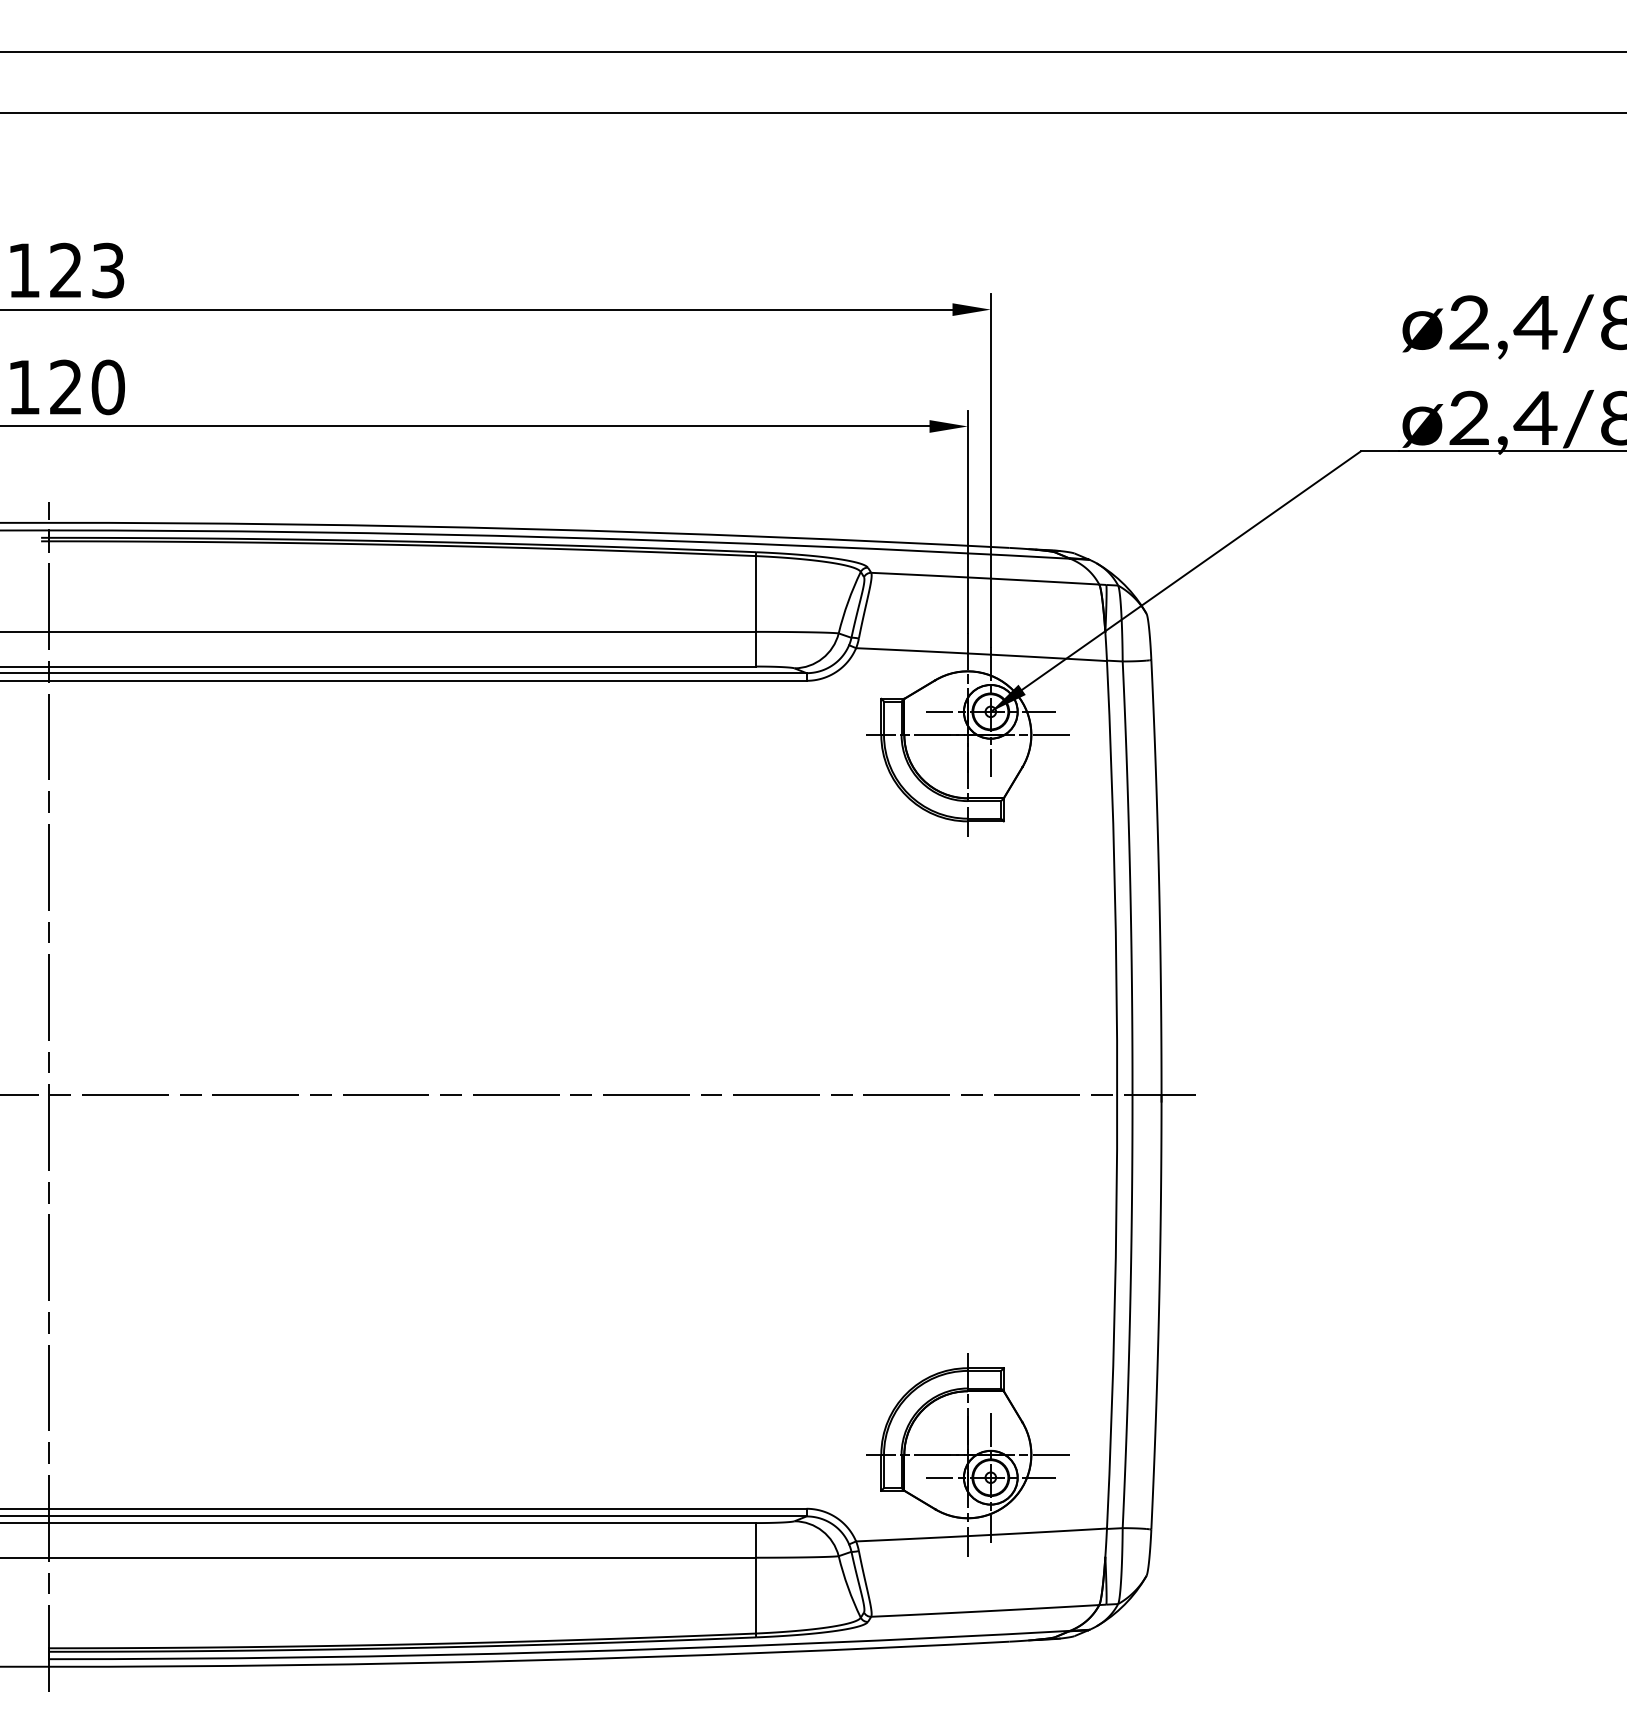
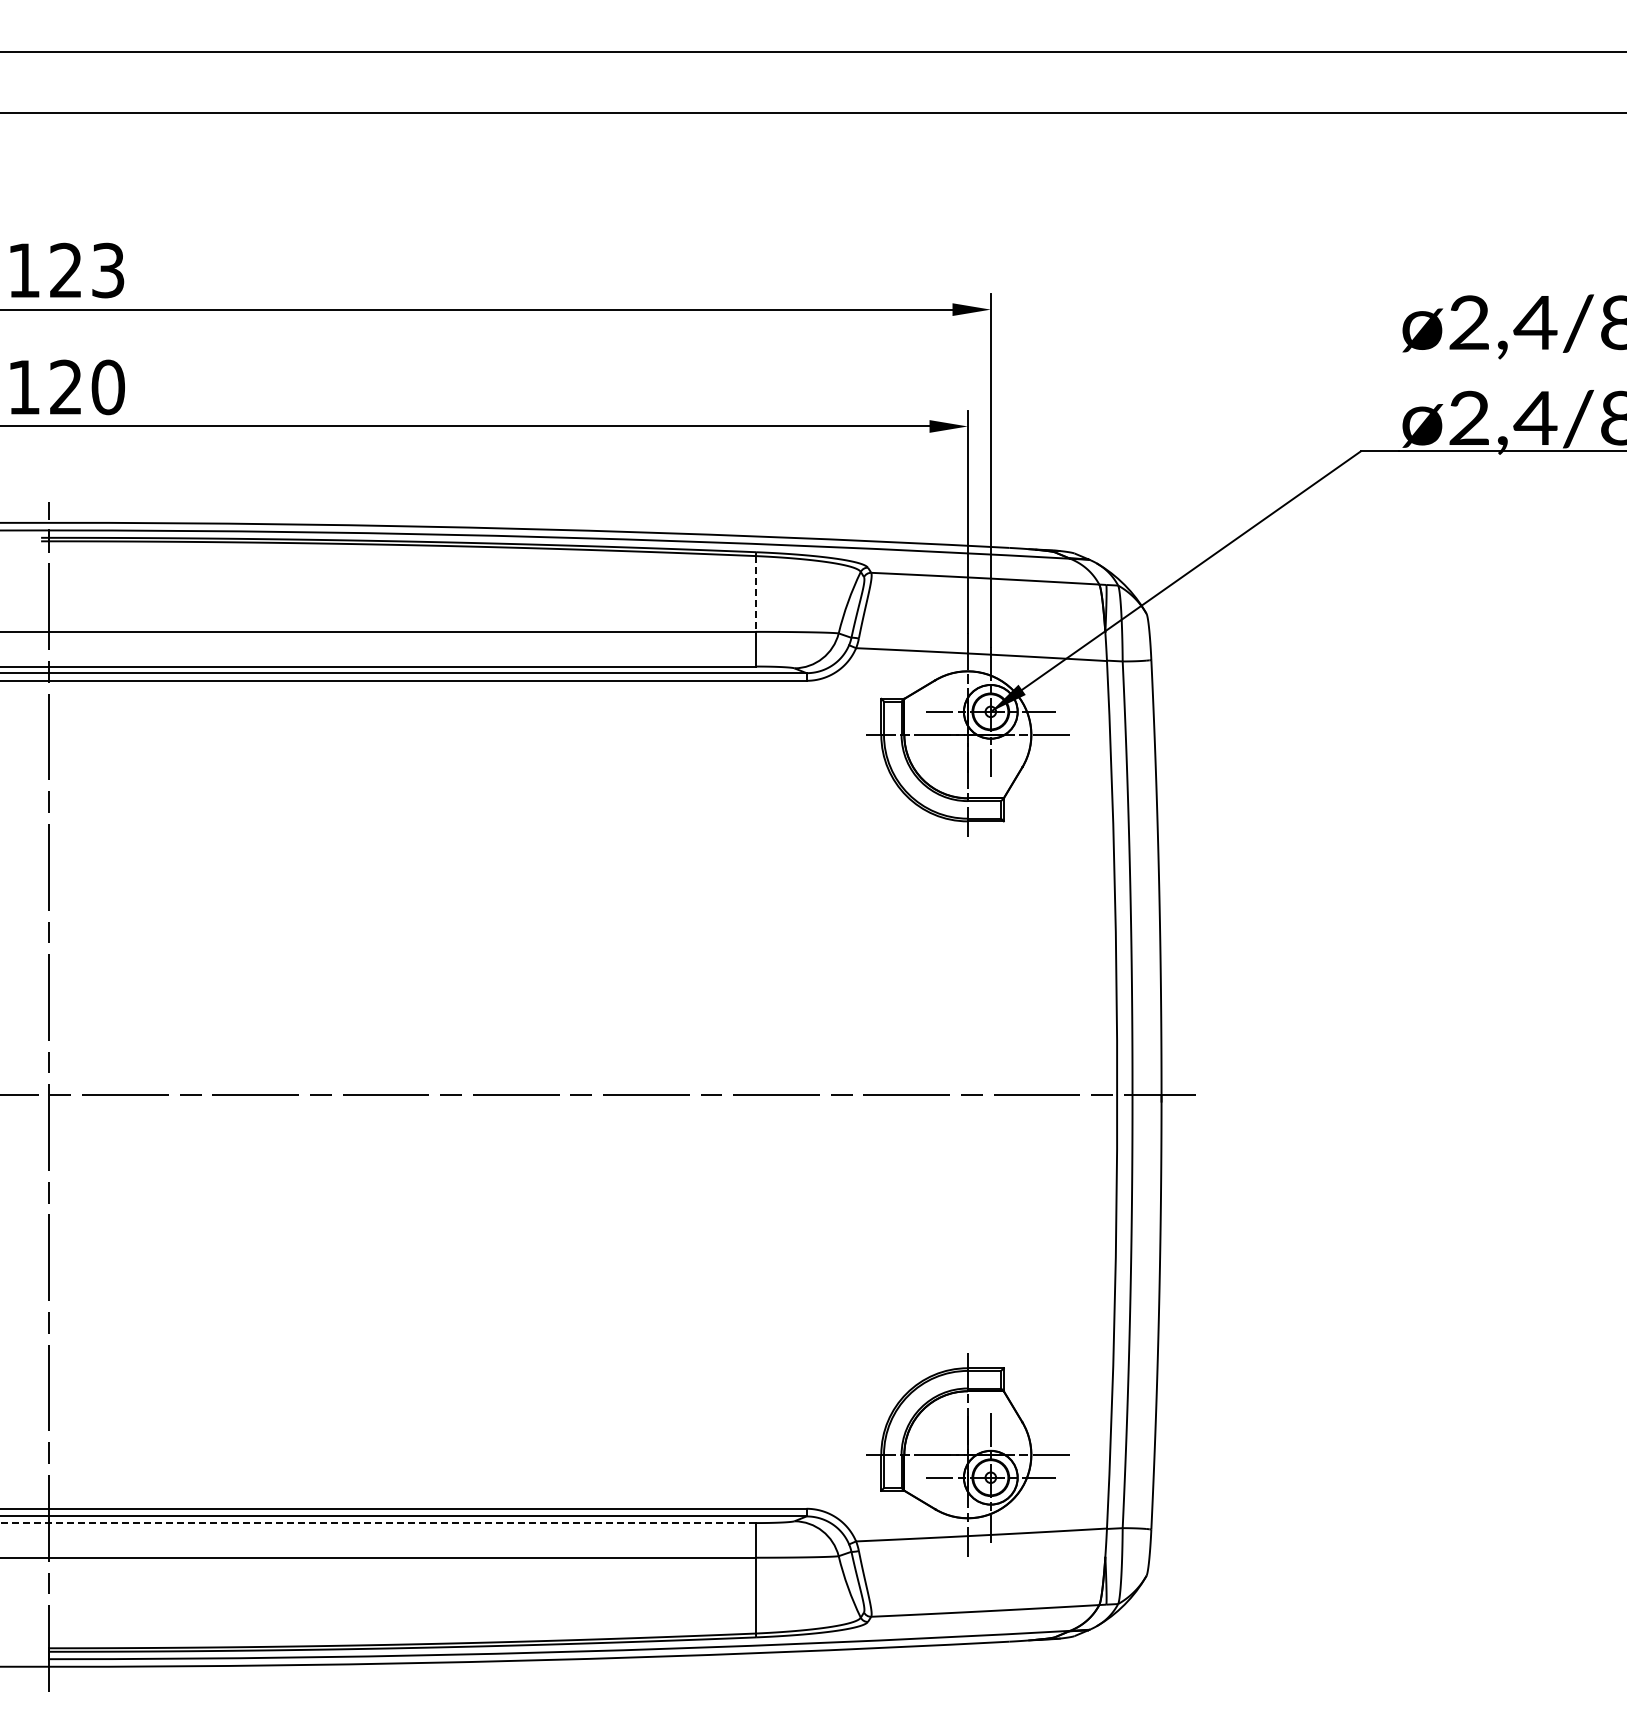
line: solid -> dashed (755, 593)
line: solid -> dashed (378, 1523)
